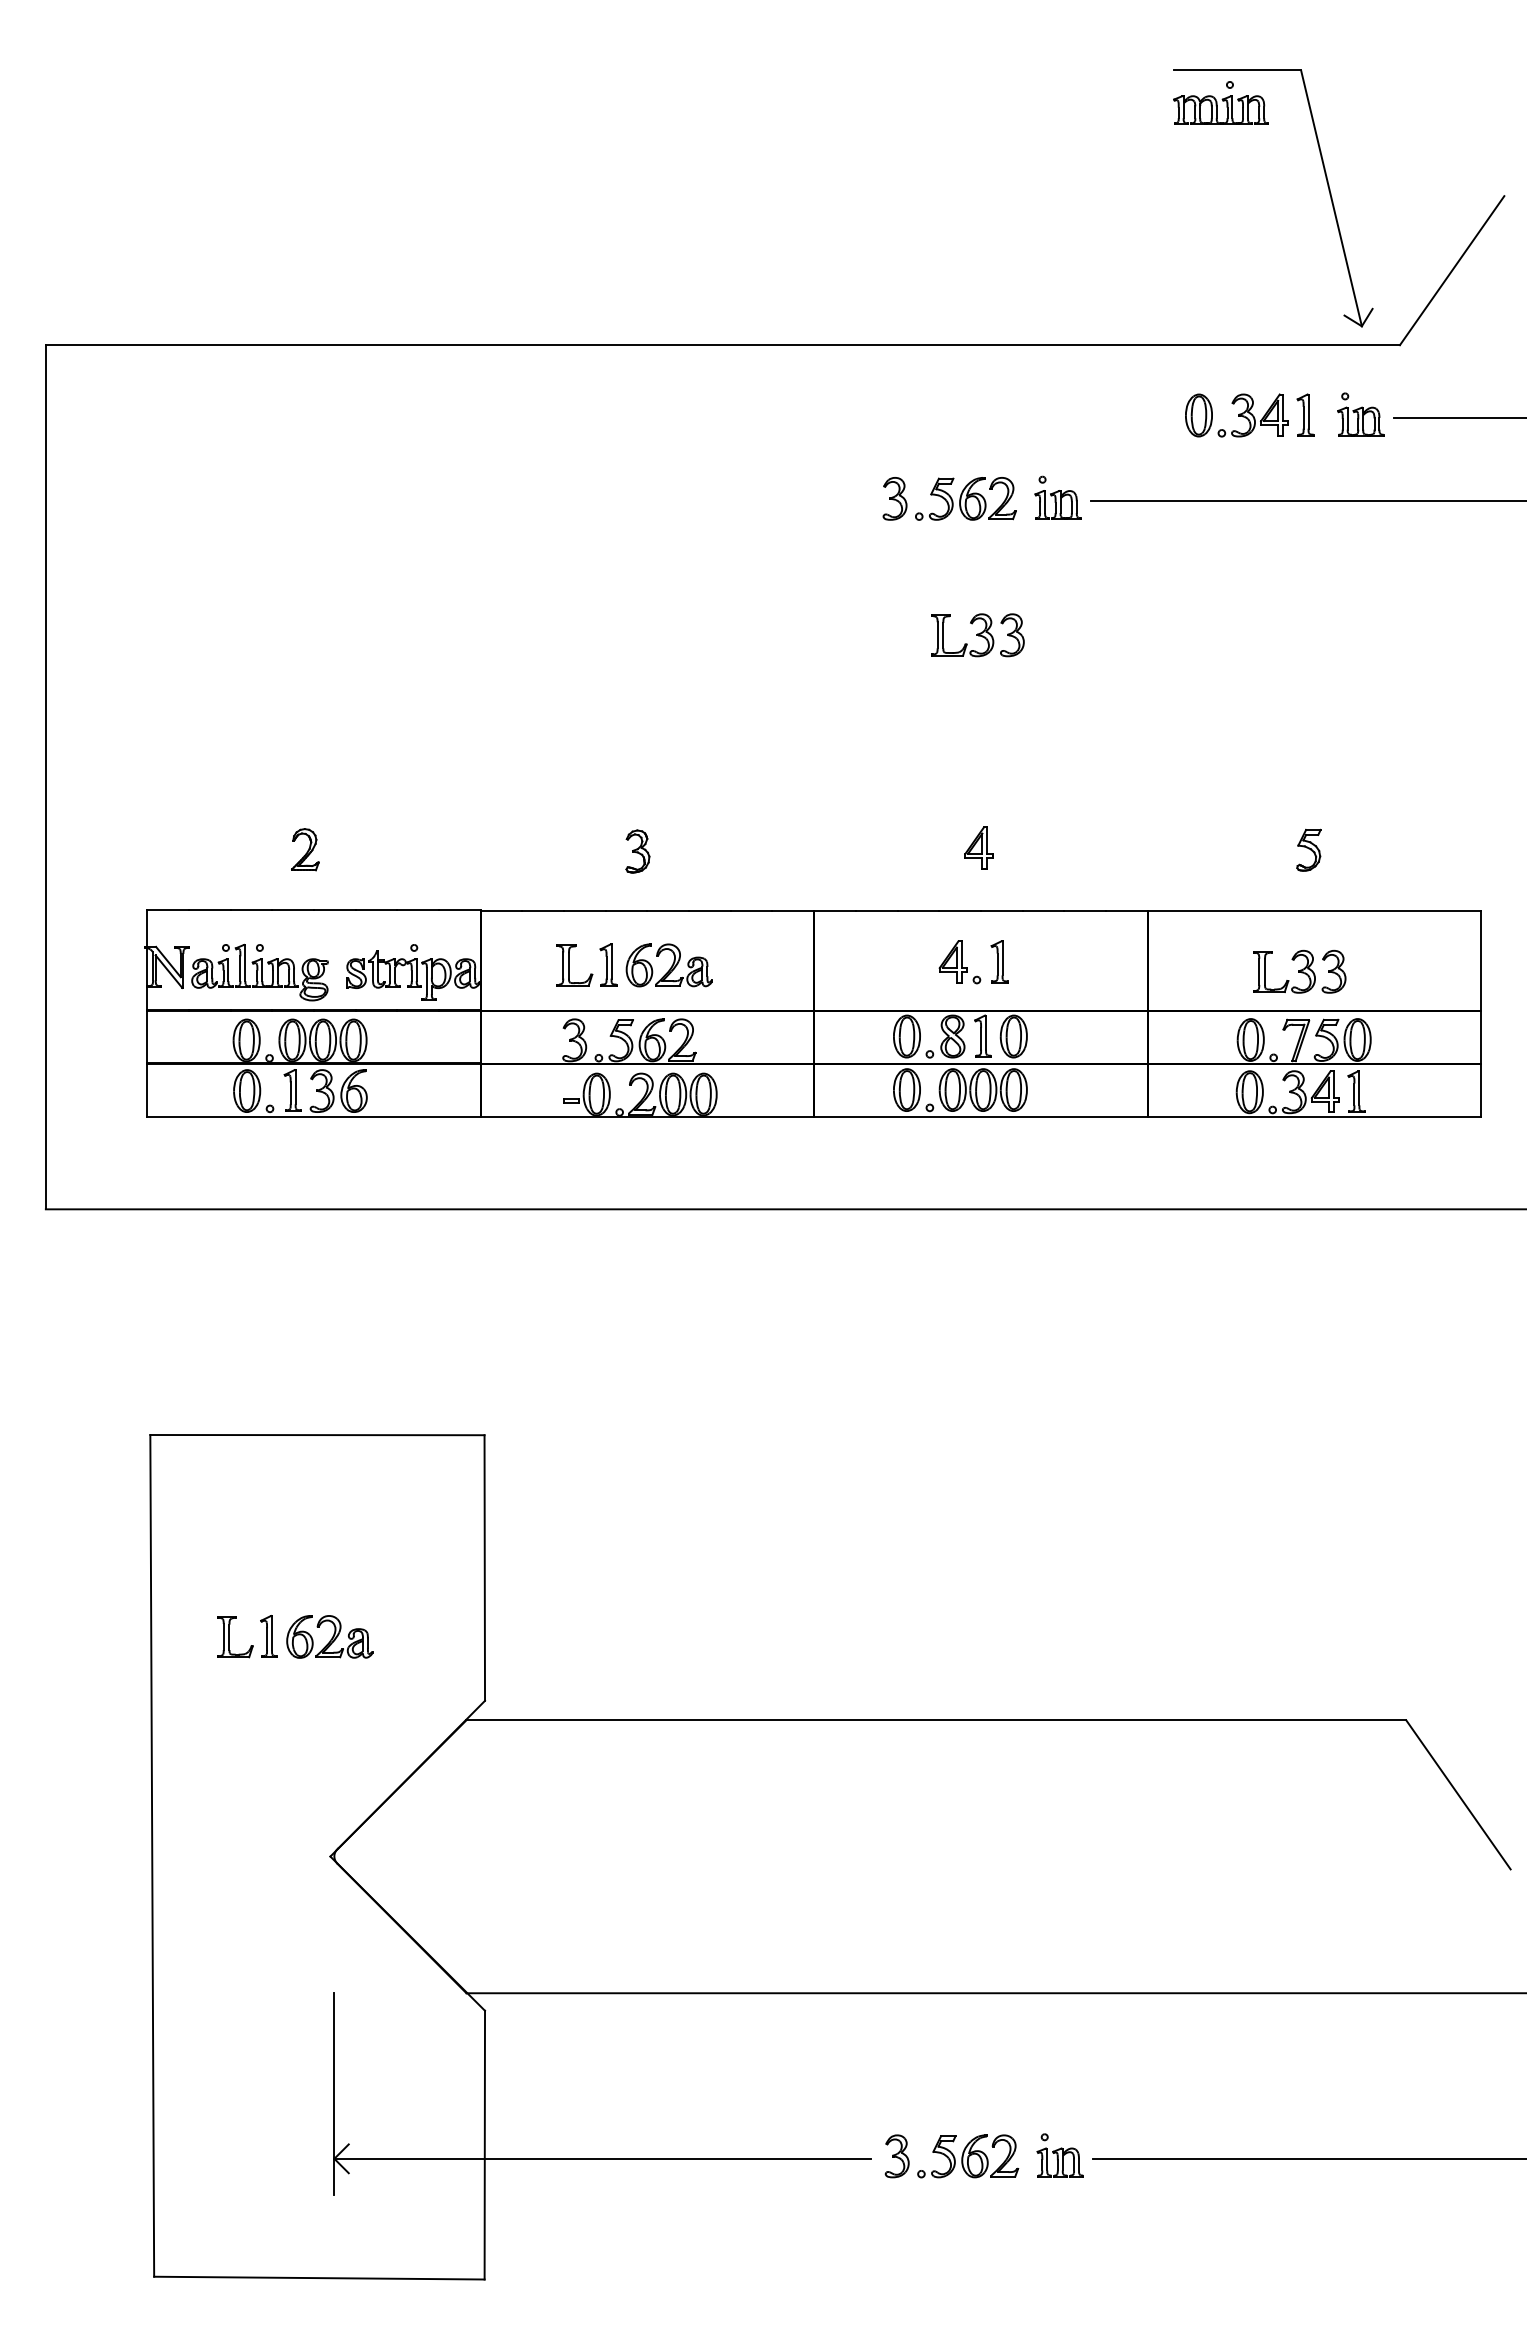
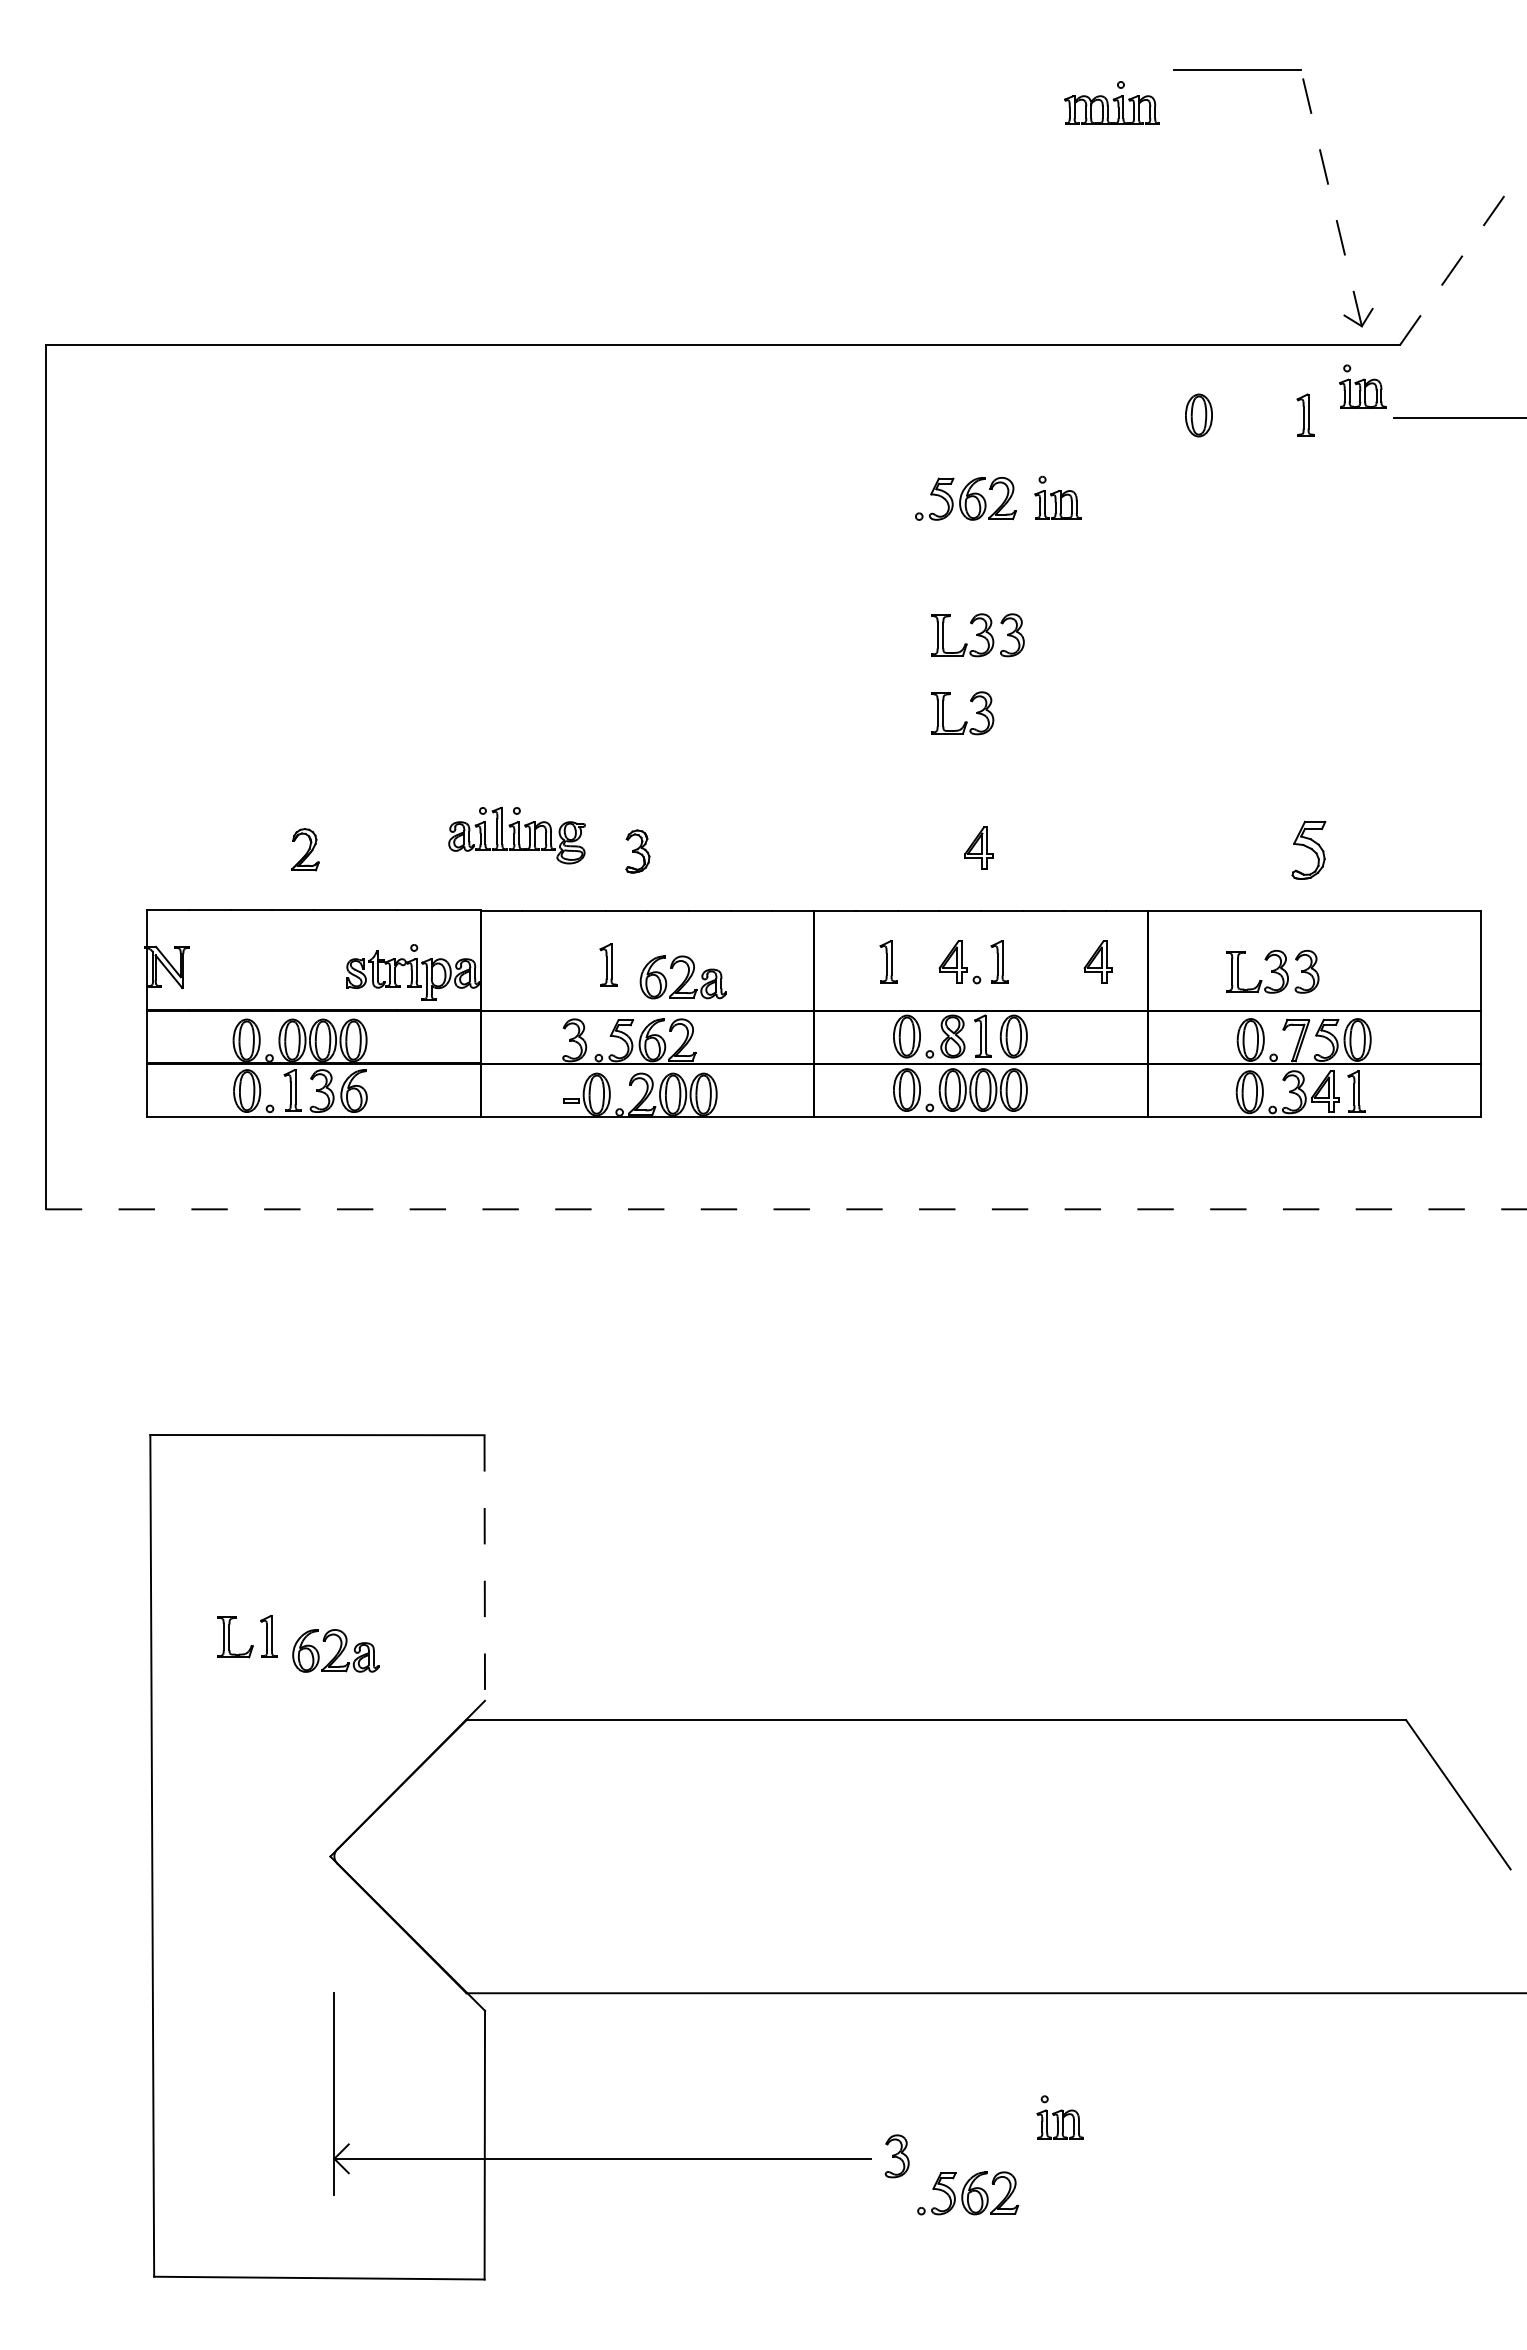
part position: (1220, 102) -> (1111, 102) (1111, 102)
line: solid -> dashed (1331, 197)
line: solid -> dashed (1452, 270)
part position: (1360, 414) -> (1362, 386) (1362, 386)
part: present -> none (1252, 415)
part: present -> none (894, 498)
line: present -> none (1307, 501)
part: none -> present (964, 721)
part size: 26x44 px -> 36x60 px (1308, 849)
part: none -> present (888, 961)
part: none -> present (1097, 961)
part: present -> none (574, 965)
part position: (668, 965) -> (682, 977) (682, 977)
part position: (1299, 971) -> (1272, 971) (1272, 971)
part position: (259, 972) -> (516, 835) (516, 835)
line: solid -> dashed (786, 1209)
line: solid -> dashed (484, 1568)
part position: (329, 1636) -> (335, 1650) (335, 1650)
part position: (1059, 2155) -> (1059, 2117) (1059, 2117)
part position: (968, 2156) -> (968, 2193) (968, 2193)
line: present -> none (1308, 2158)
